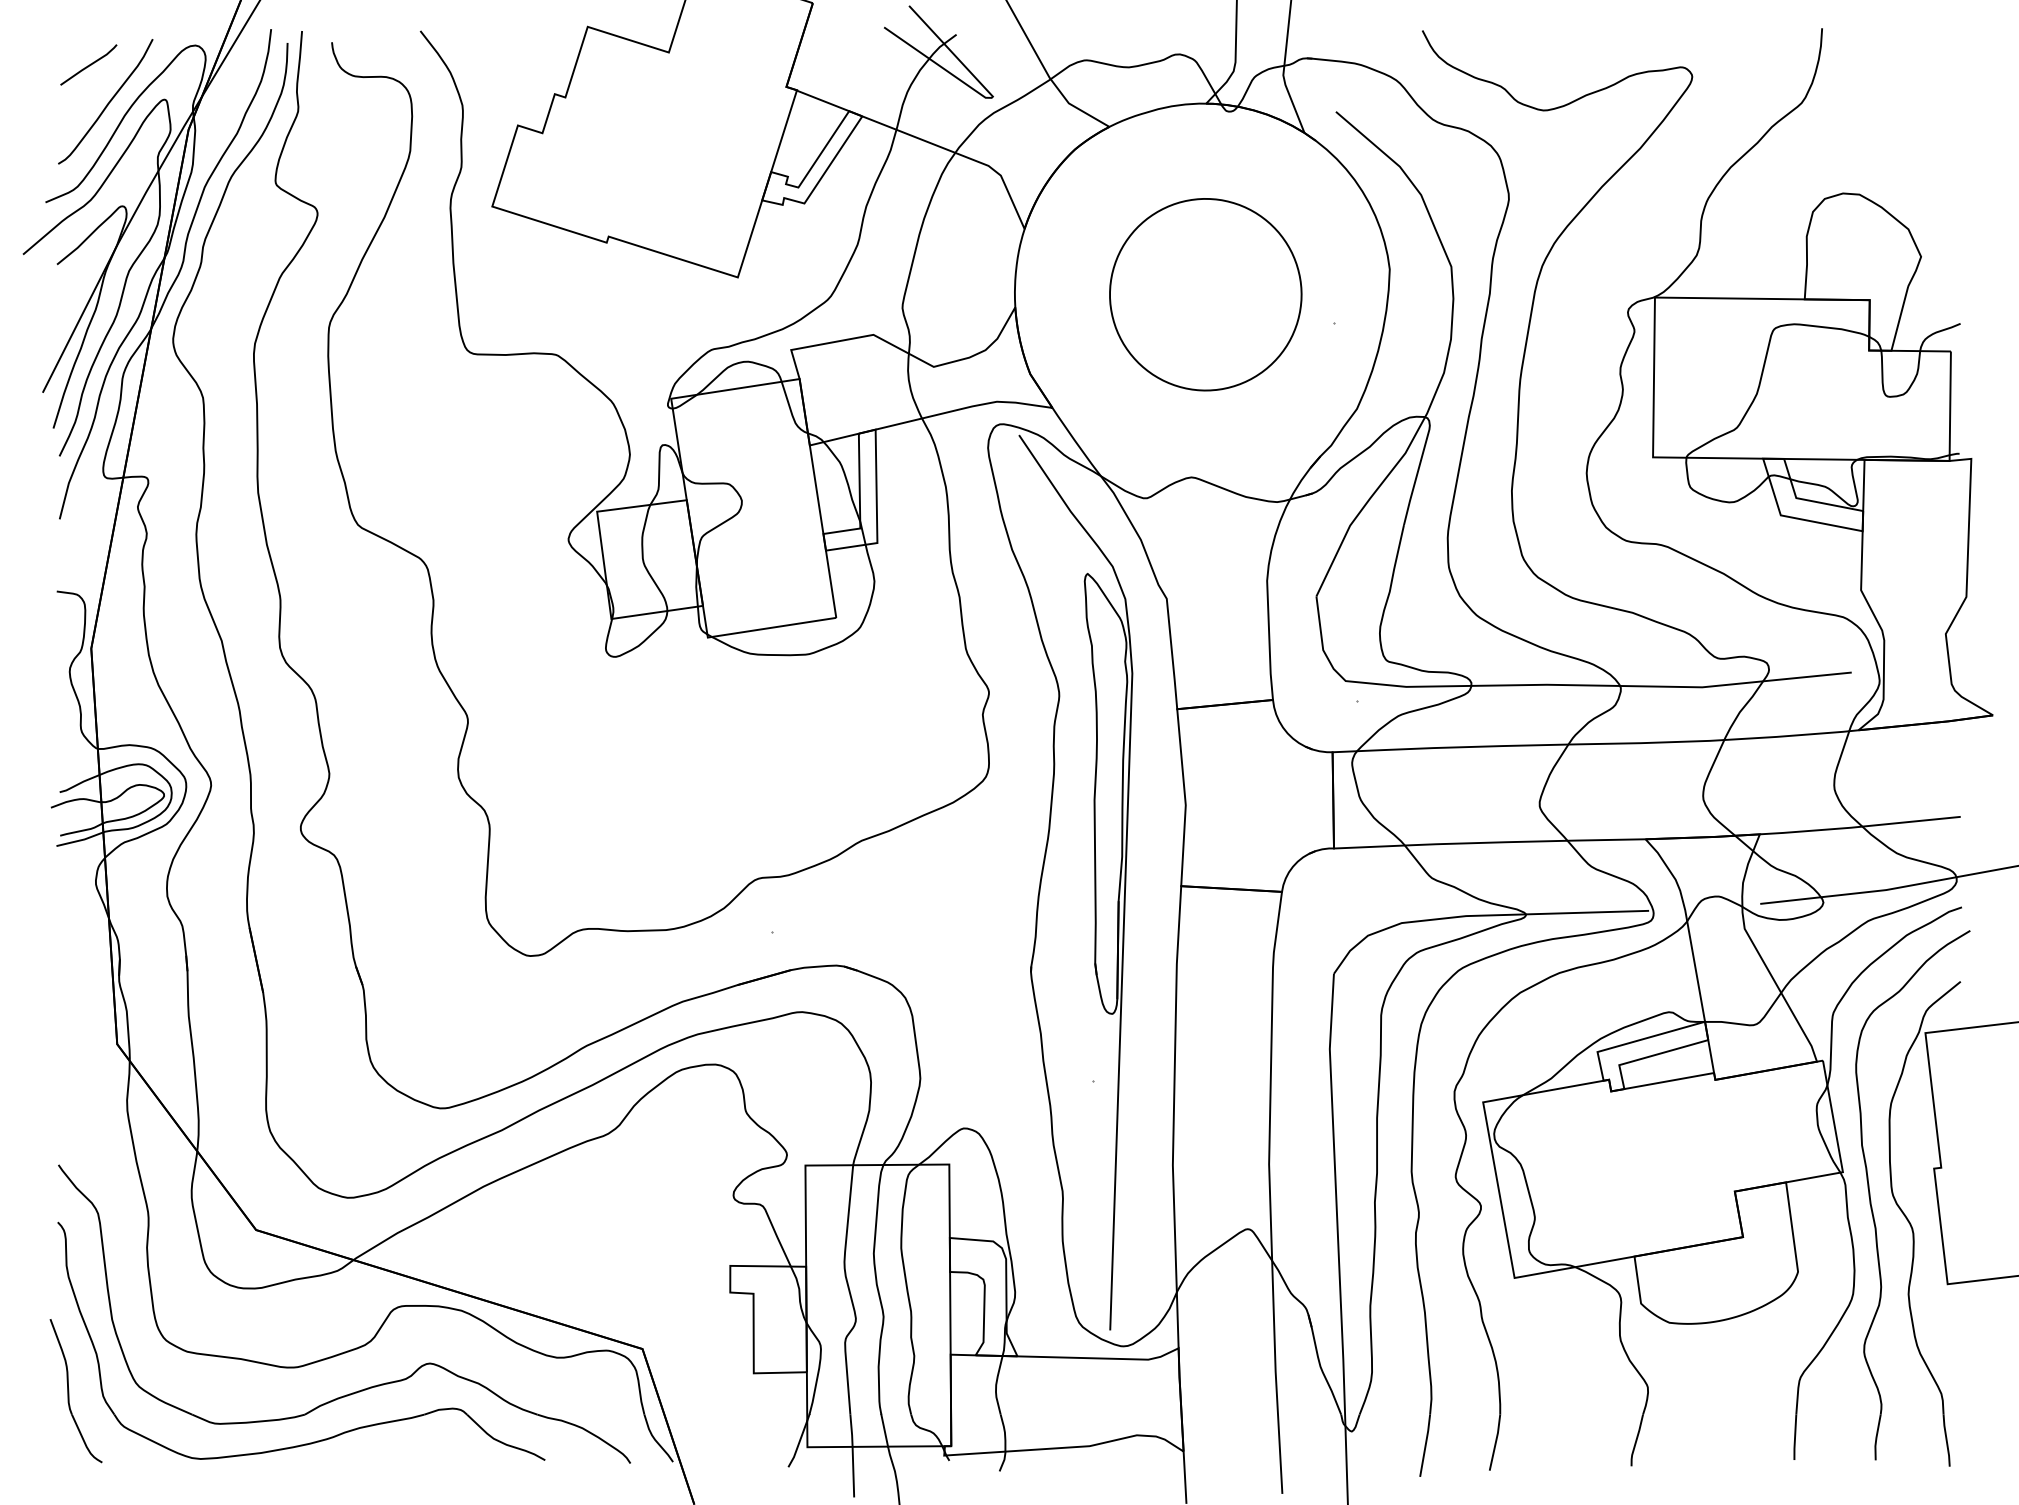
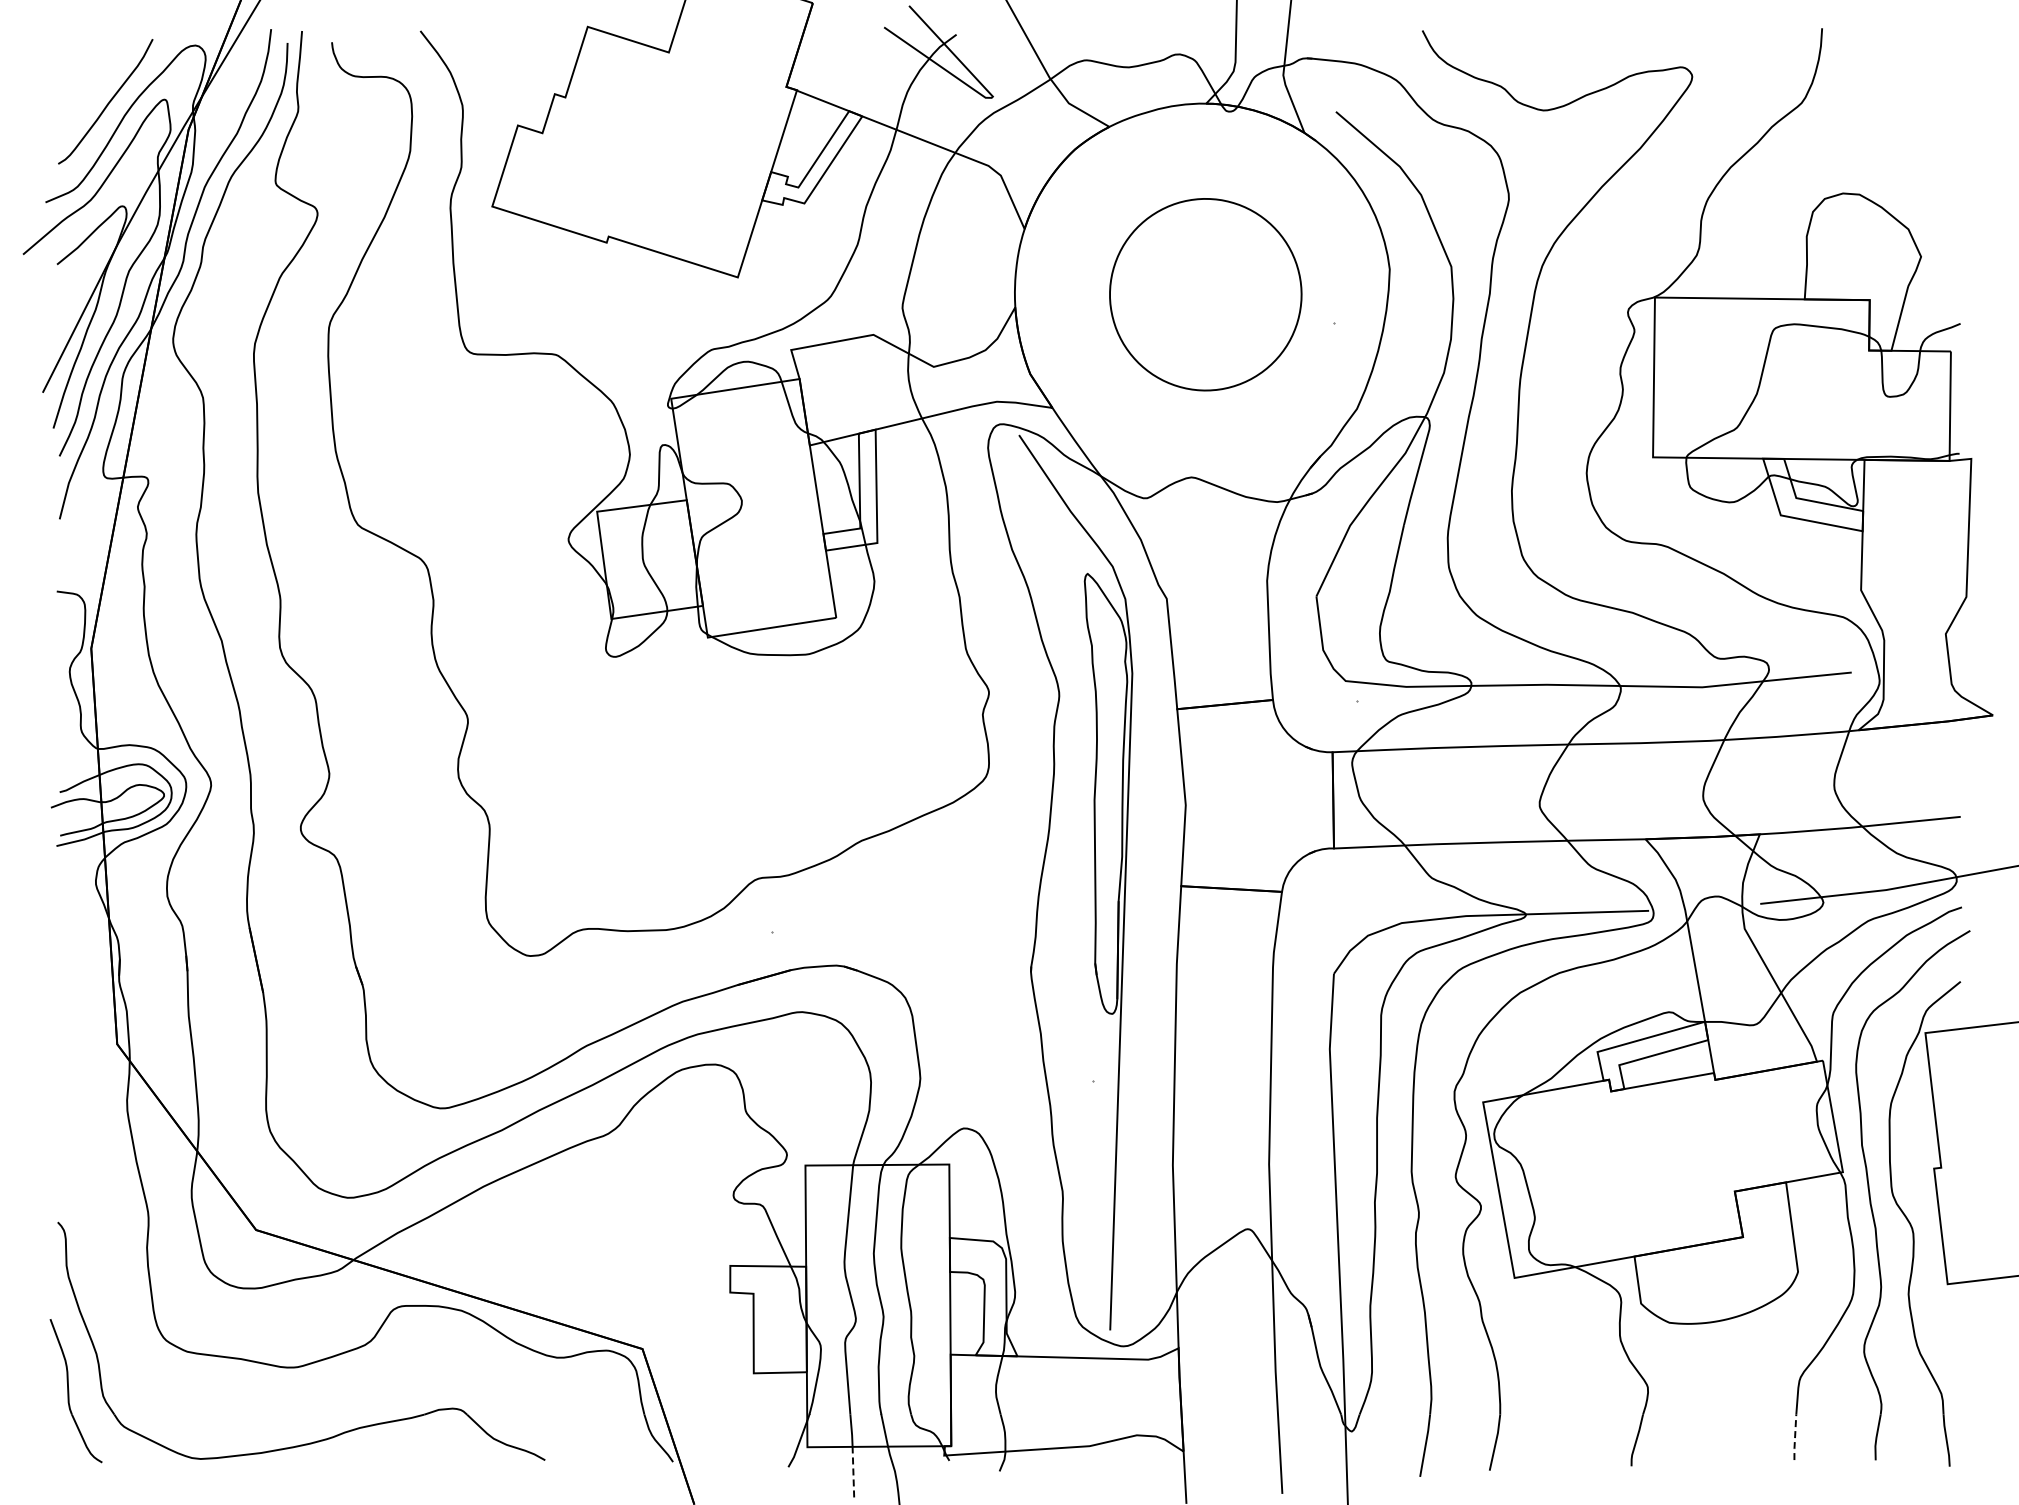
line: present -> none (89, 64)
part: present -> none (370, 1386)
line: solid -> dashed (1795, 1437)
line: solid -> dashed (853, 1471)
